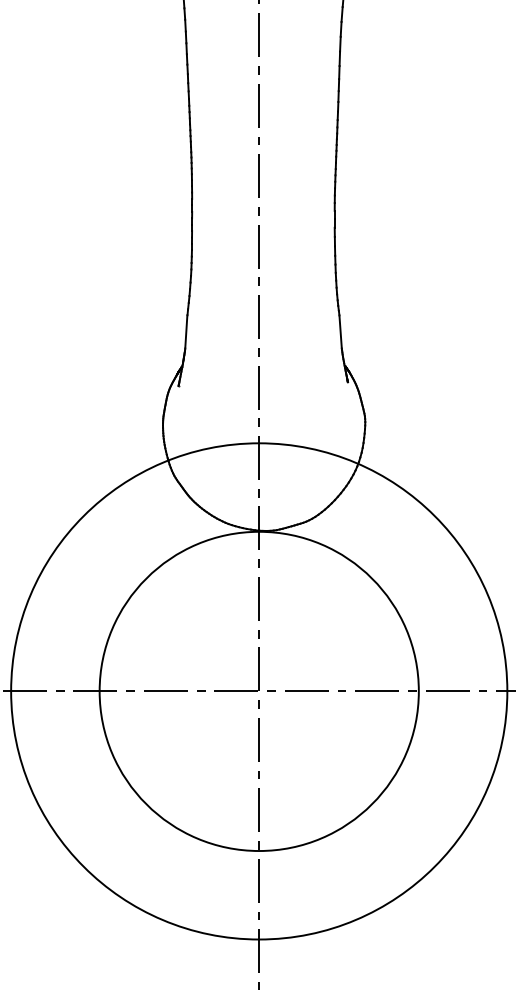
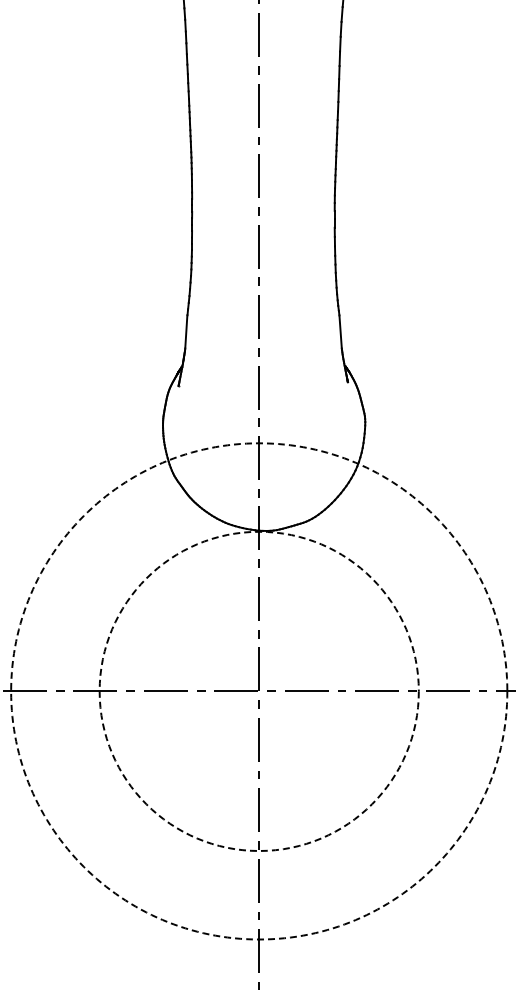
circle: solid -> dashed (258, 691)
circle: solid -> dashed (259, 691)
